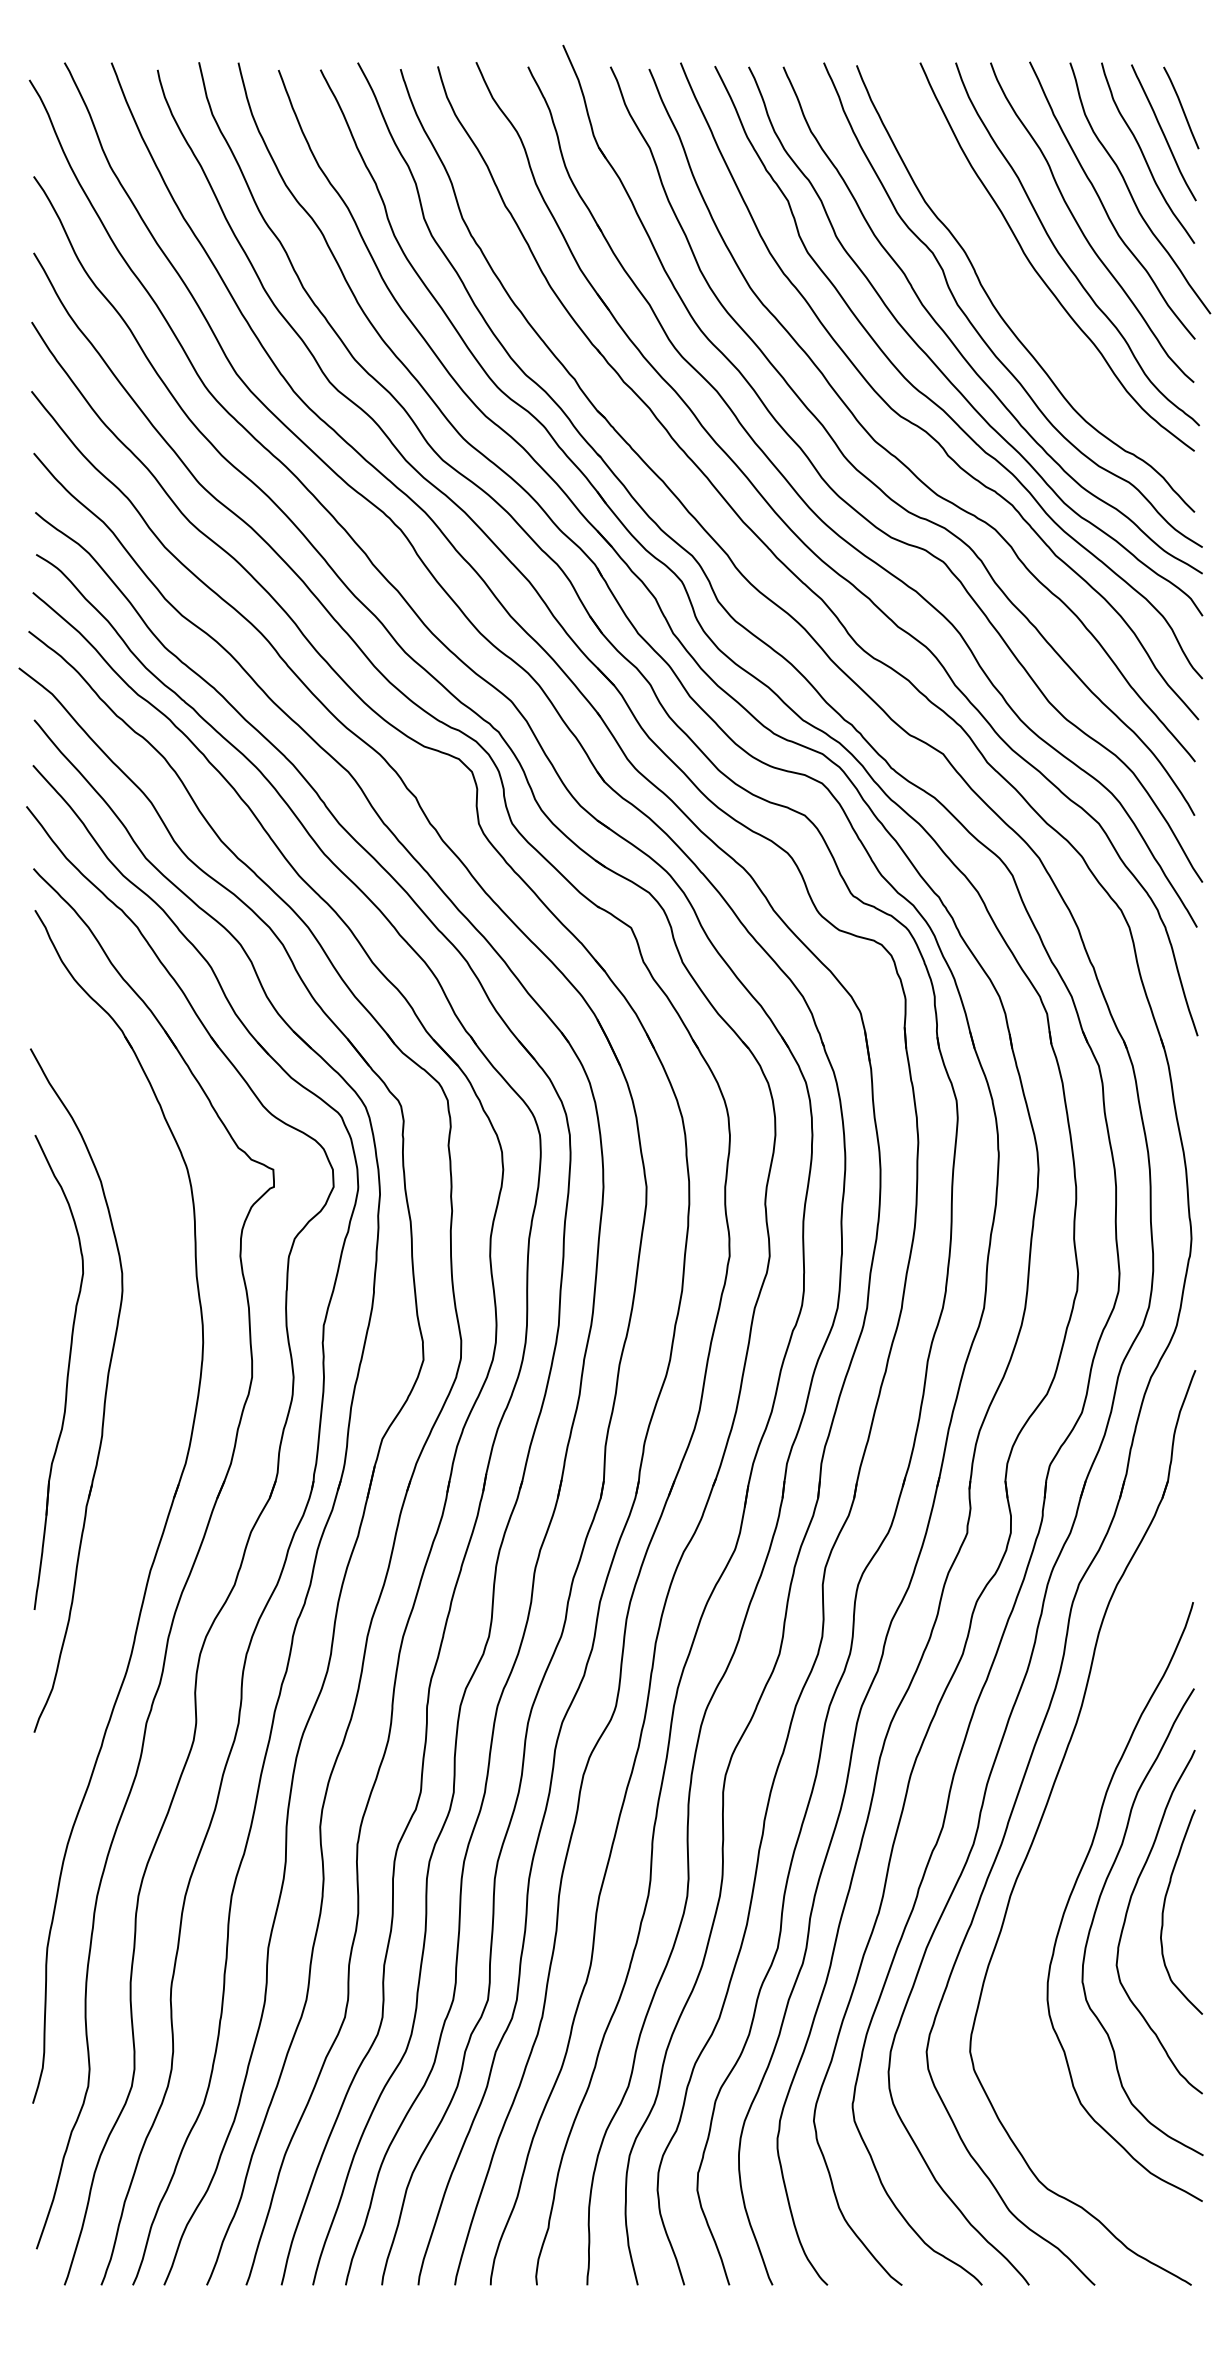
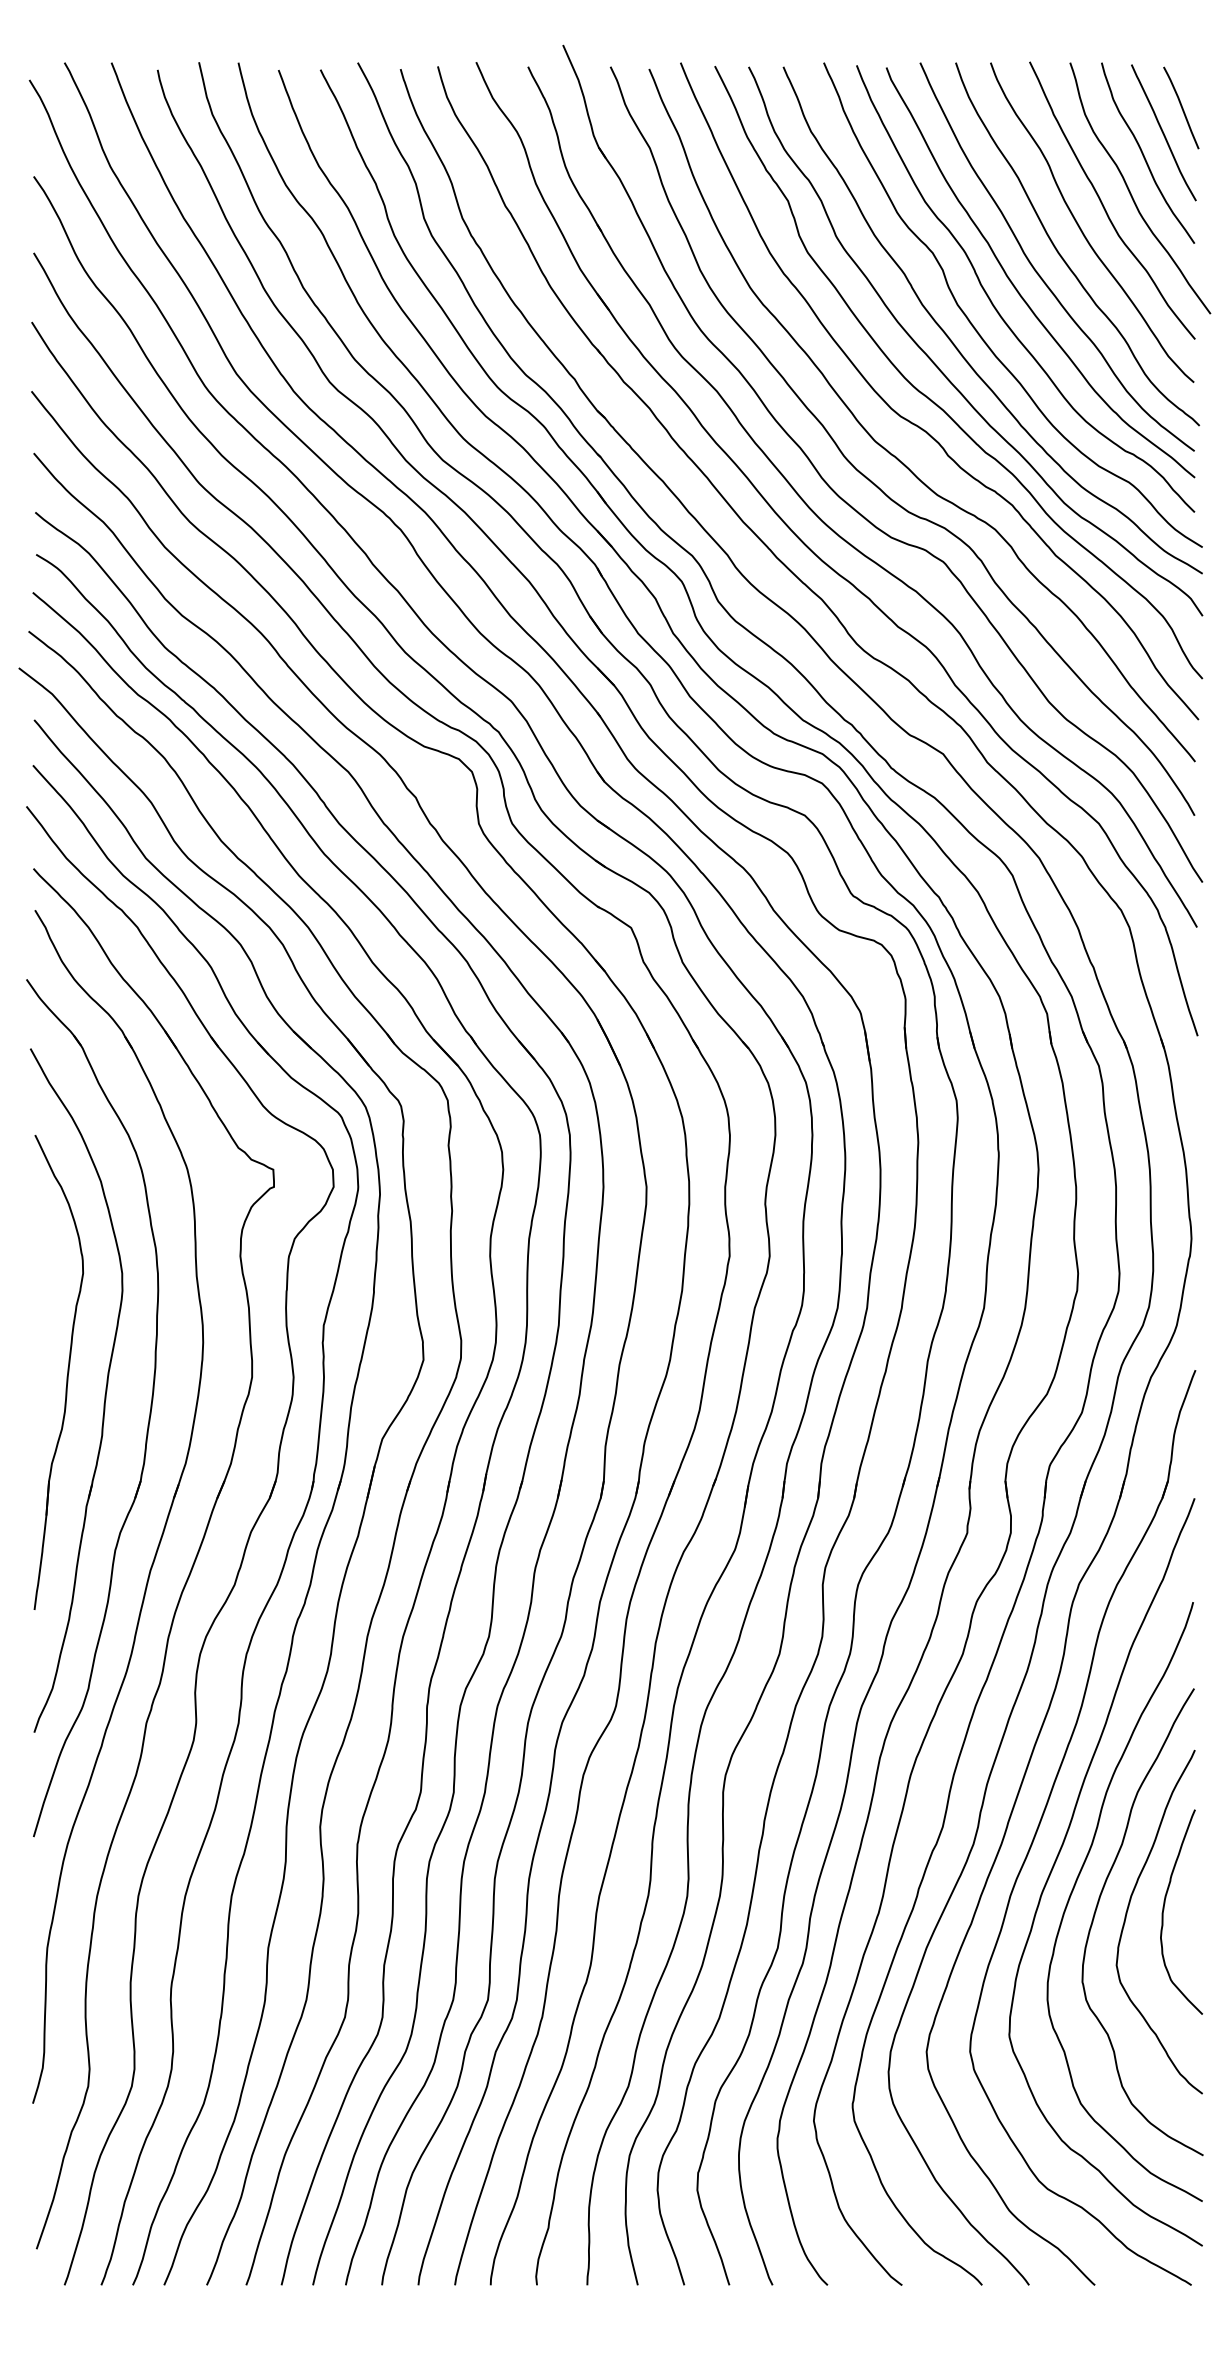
curve: none -> present (1016, 287)
part: none -> present (148, 1418)
curve: none -> present (1061, 1850)
